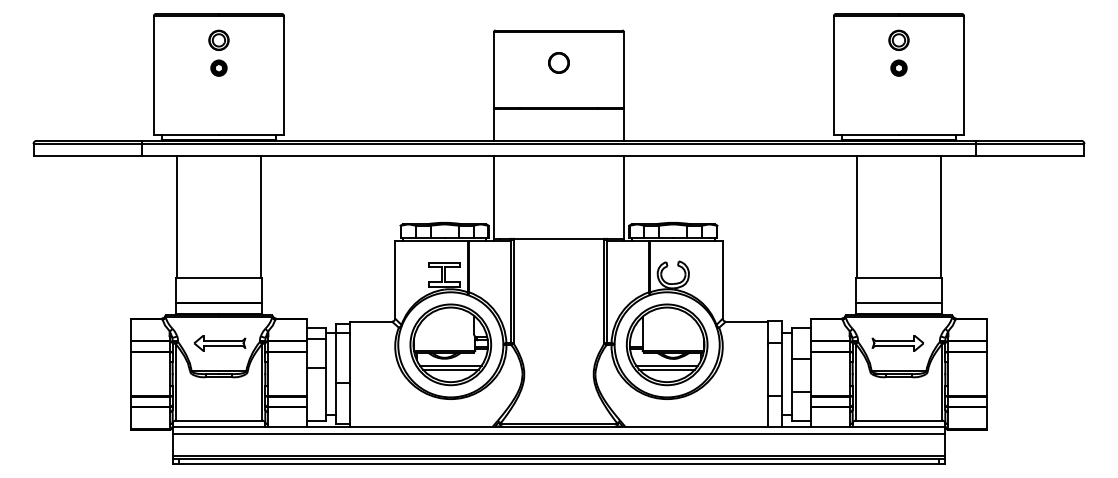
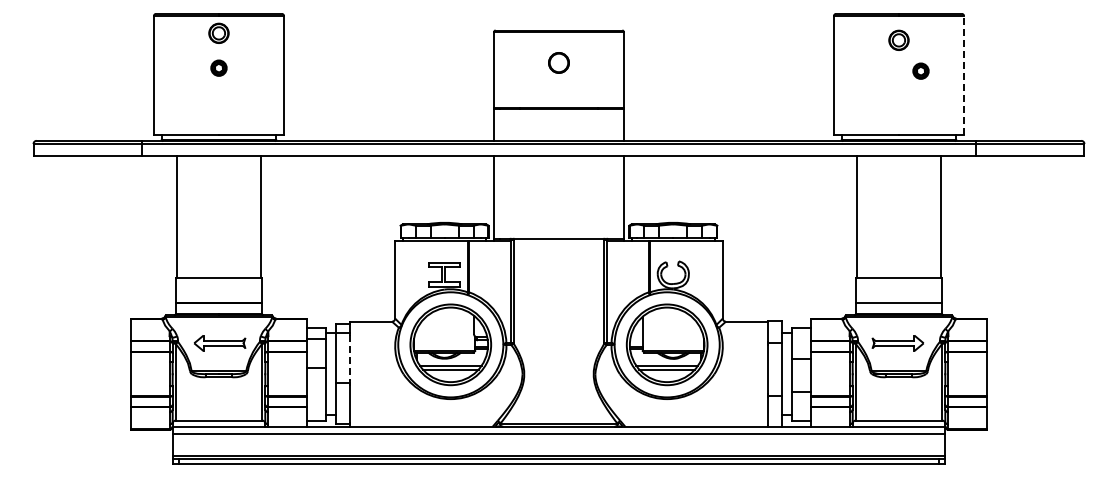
part position: (218, 39) -> (218, 32) (218, 32)
part position: (898, 67) -> (920, 70) (920, 70)
line: solid -> dashed (963, 75)
line: solid -> dashed (350, 358)
